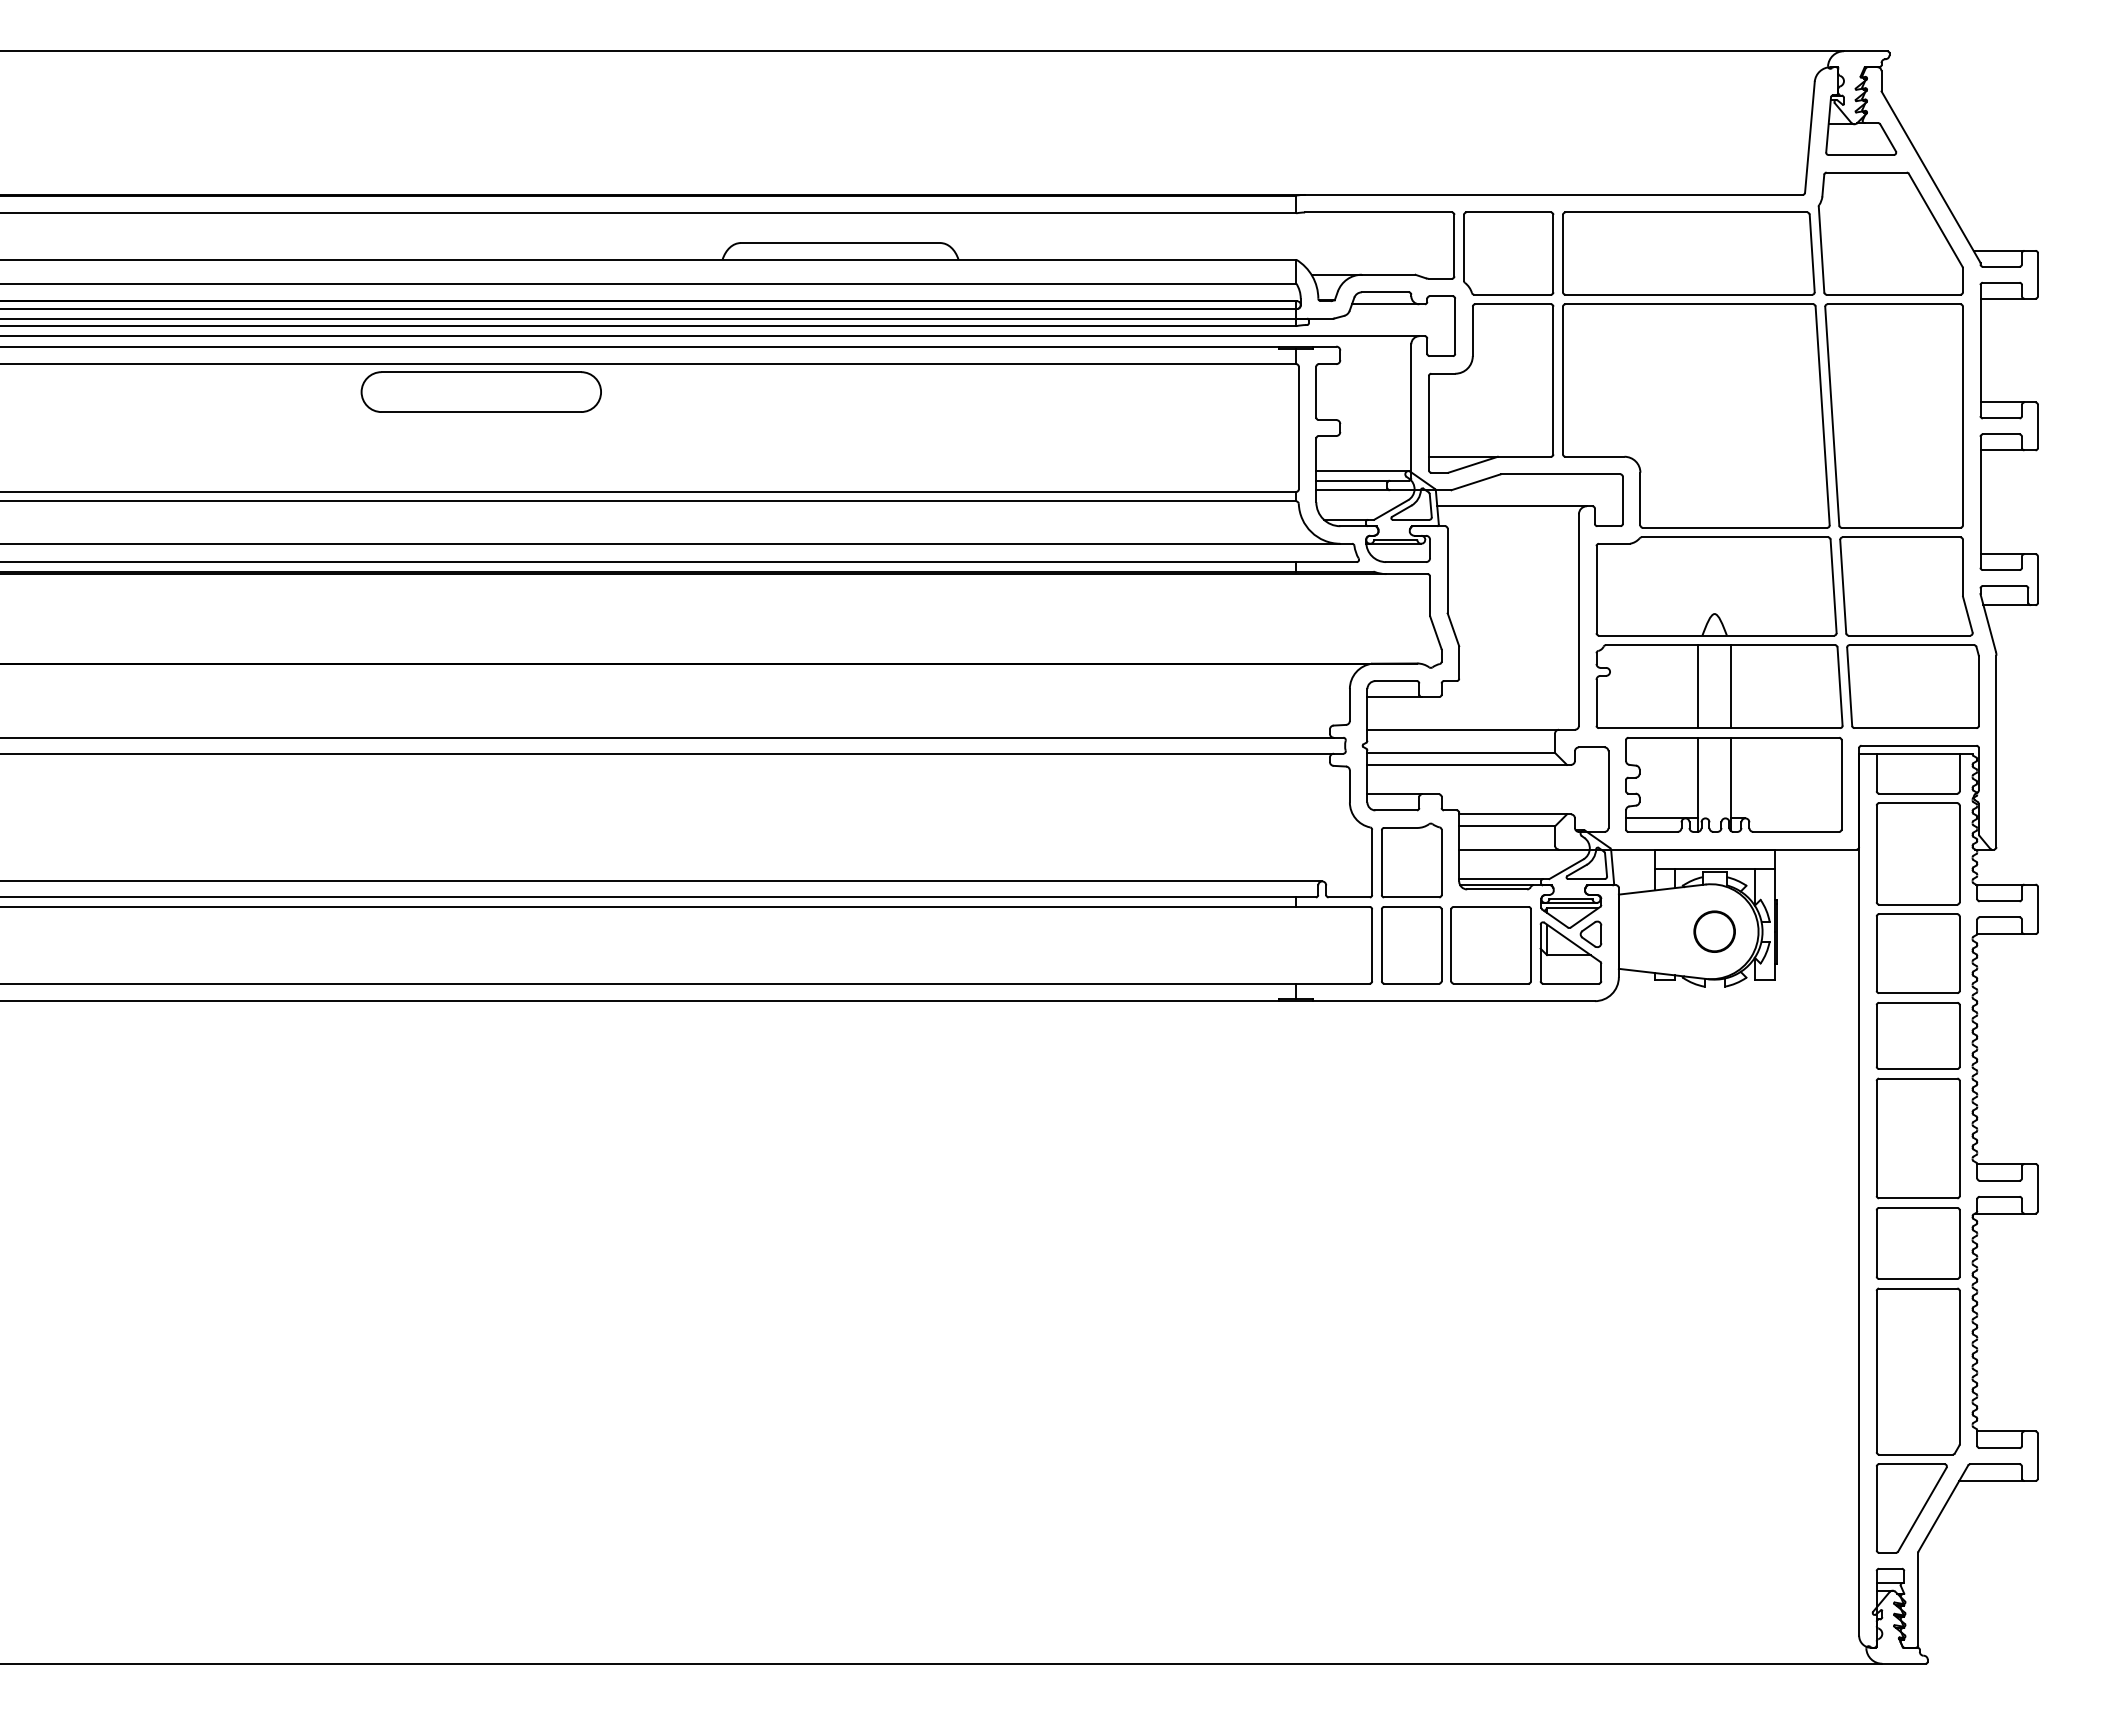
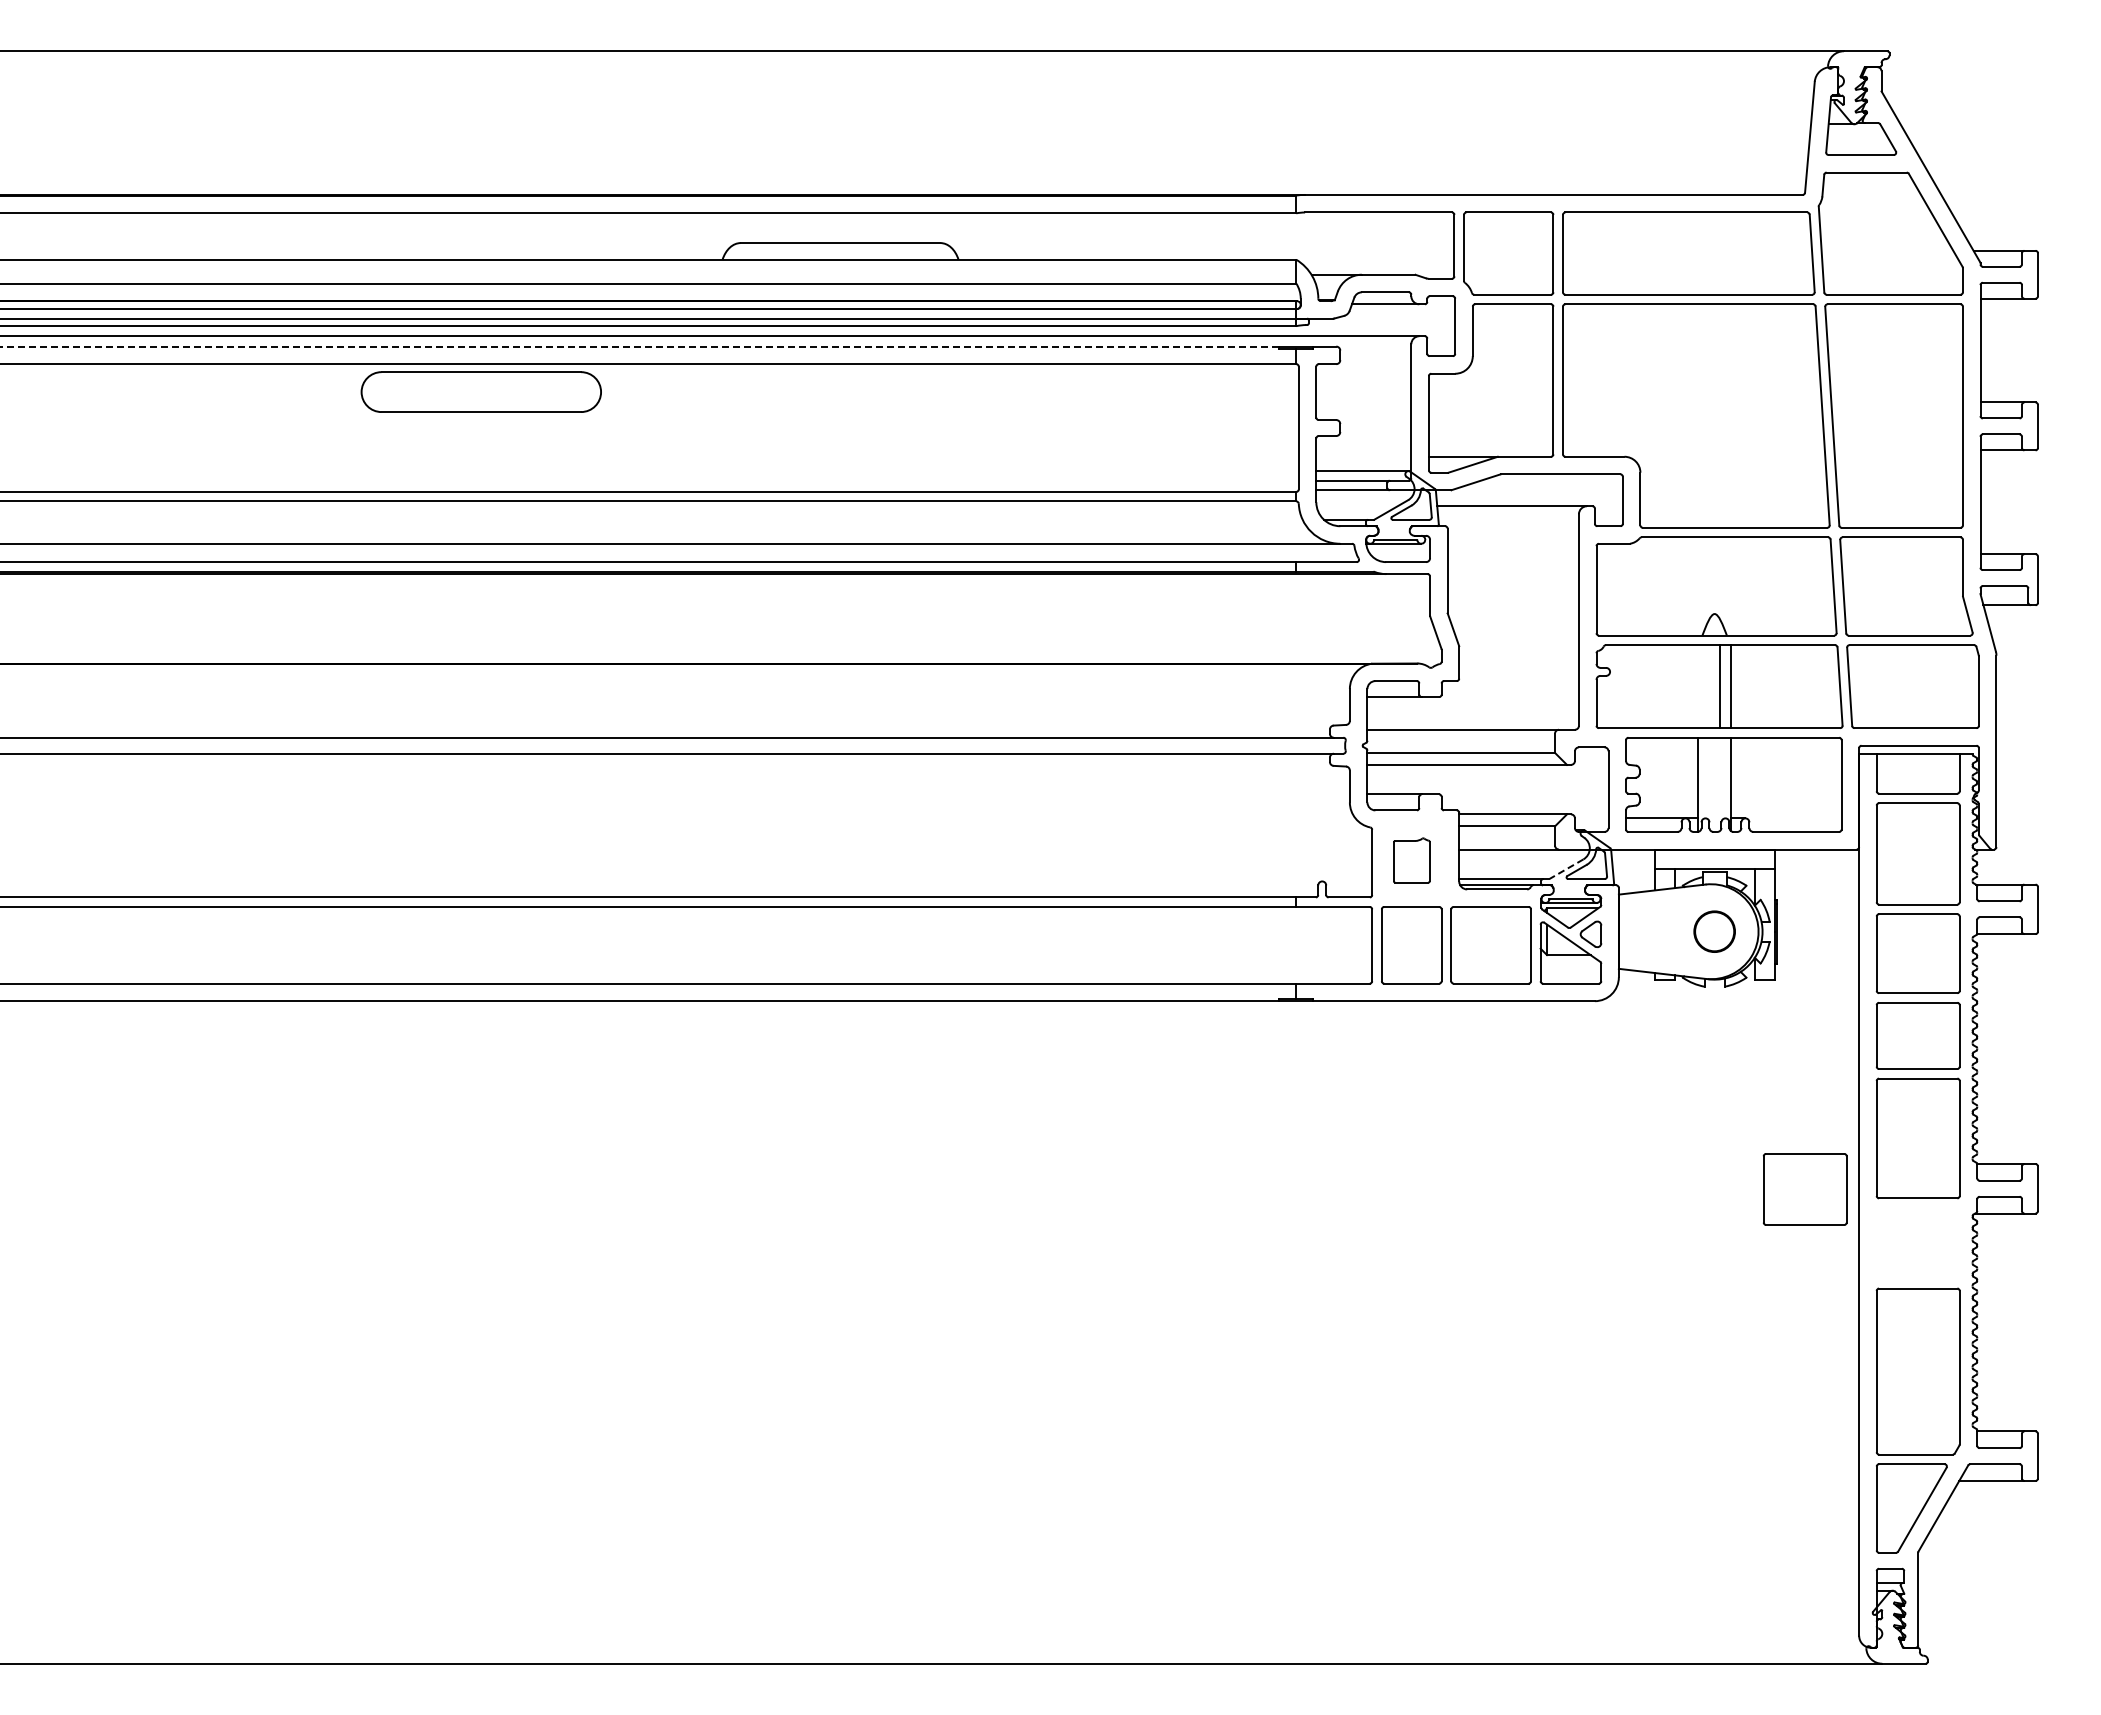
line: solid -> dashed (639, 346)
line position: (1697, 686) -> (1719, 686) (1719, 686)
part size: 62x77 px -> 38x47 px (1411, 860)
line: solid -> dashed (1566, 869)
line: present -> none (662, 881)
part position: (1917, 1243) -> (1804, 1189) (1804, 1189)
